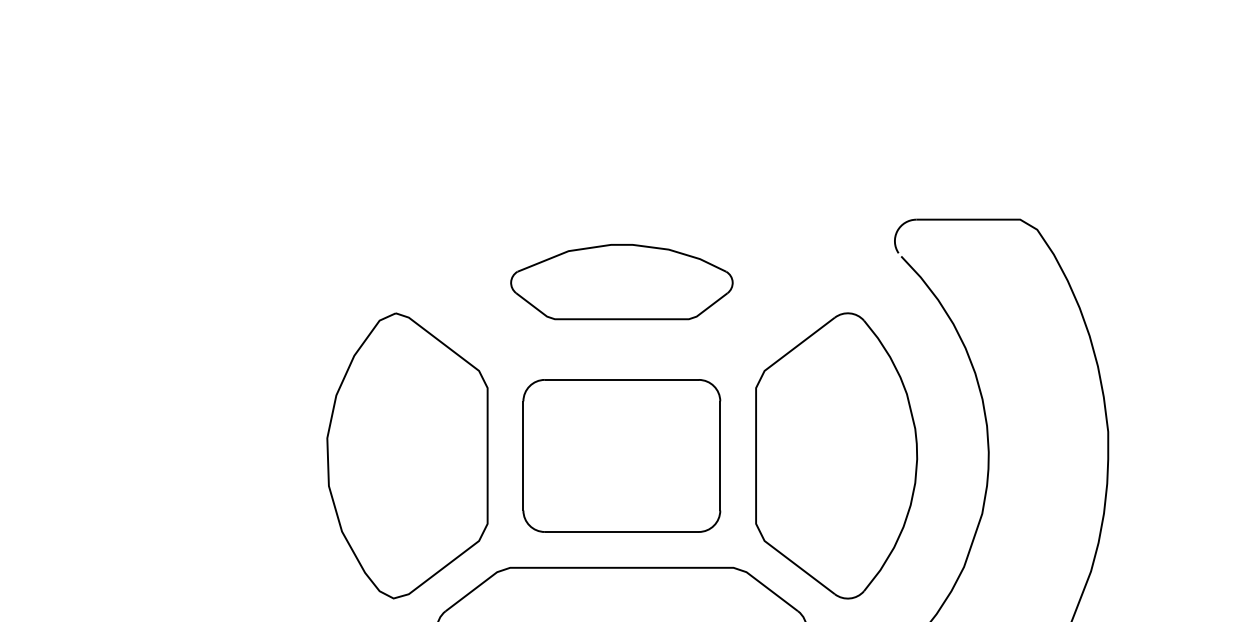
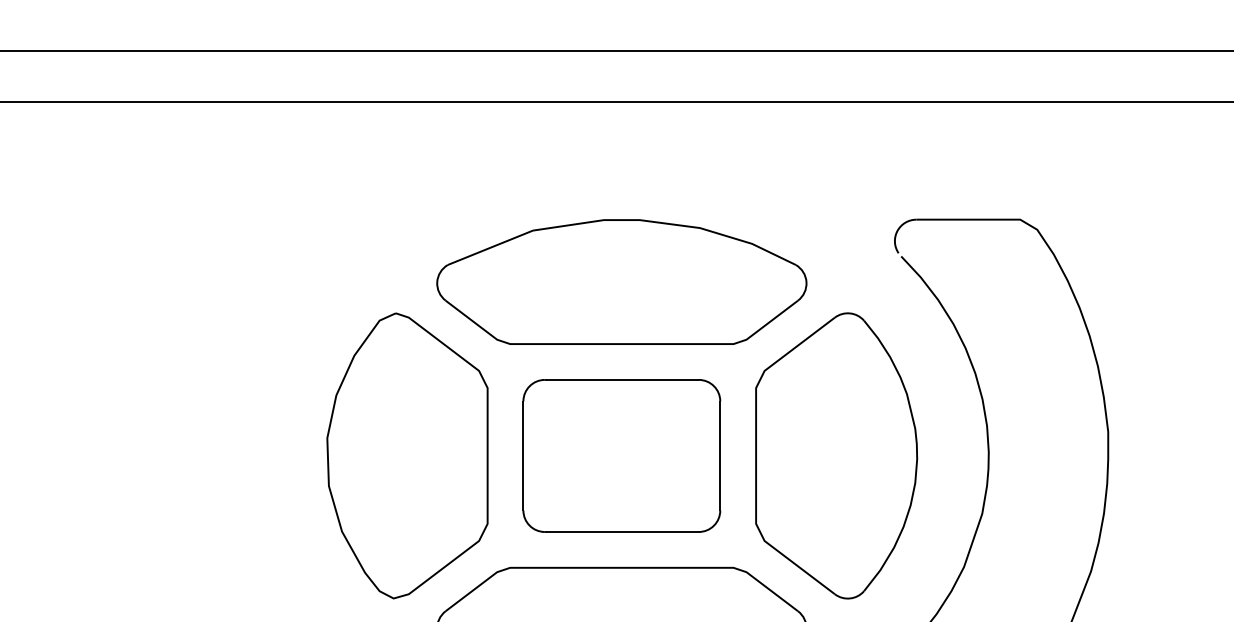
line: none -> present (616, 50)
line: none -> present (616, 102)
part size: 224x77 px -> 372x126 px (621, 281)
